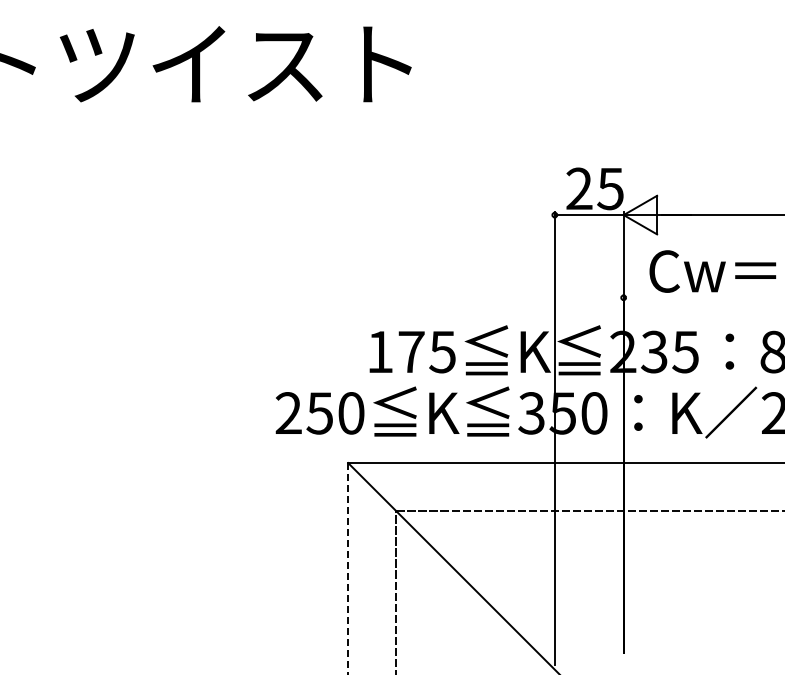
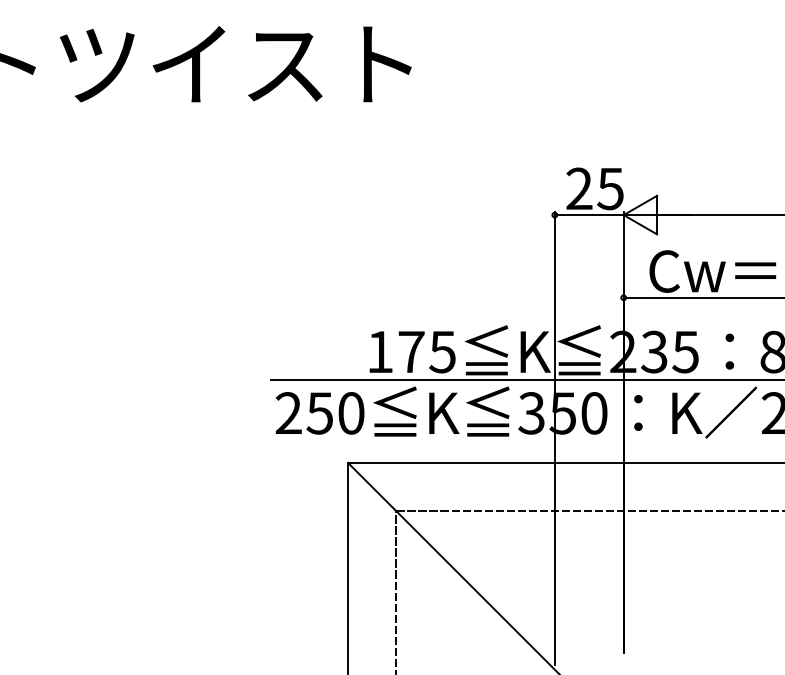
line: none -> present (702, 297)
line: none -> present (525, 380)
line: dashed -> solid (348, 568)
